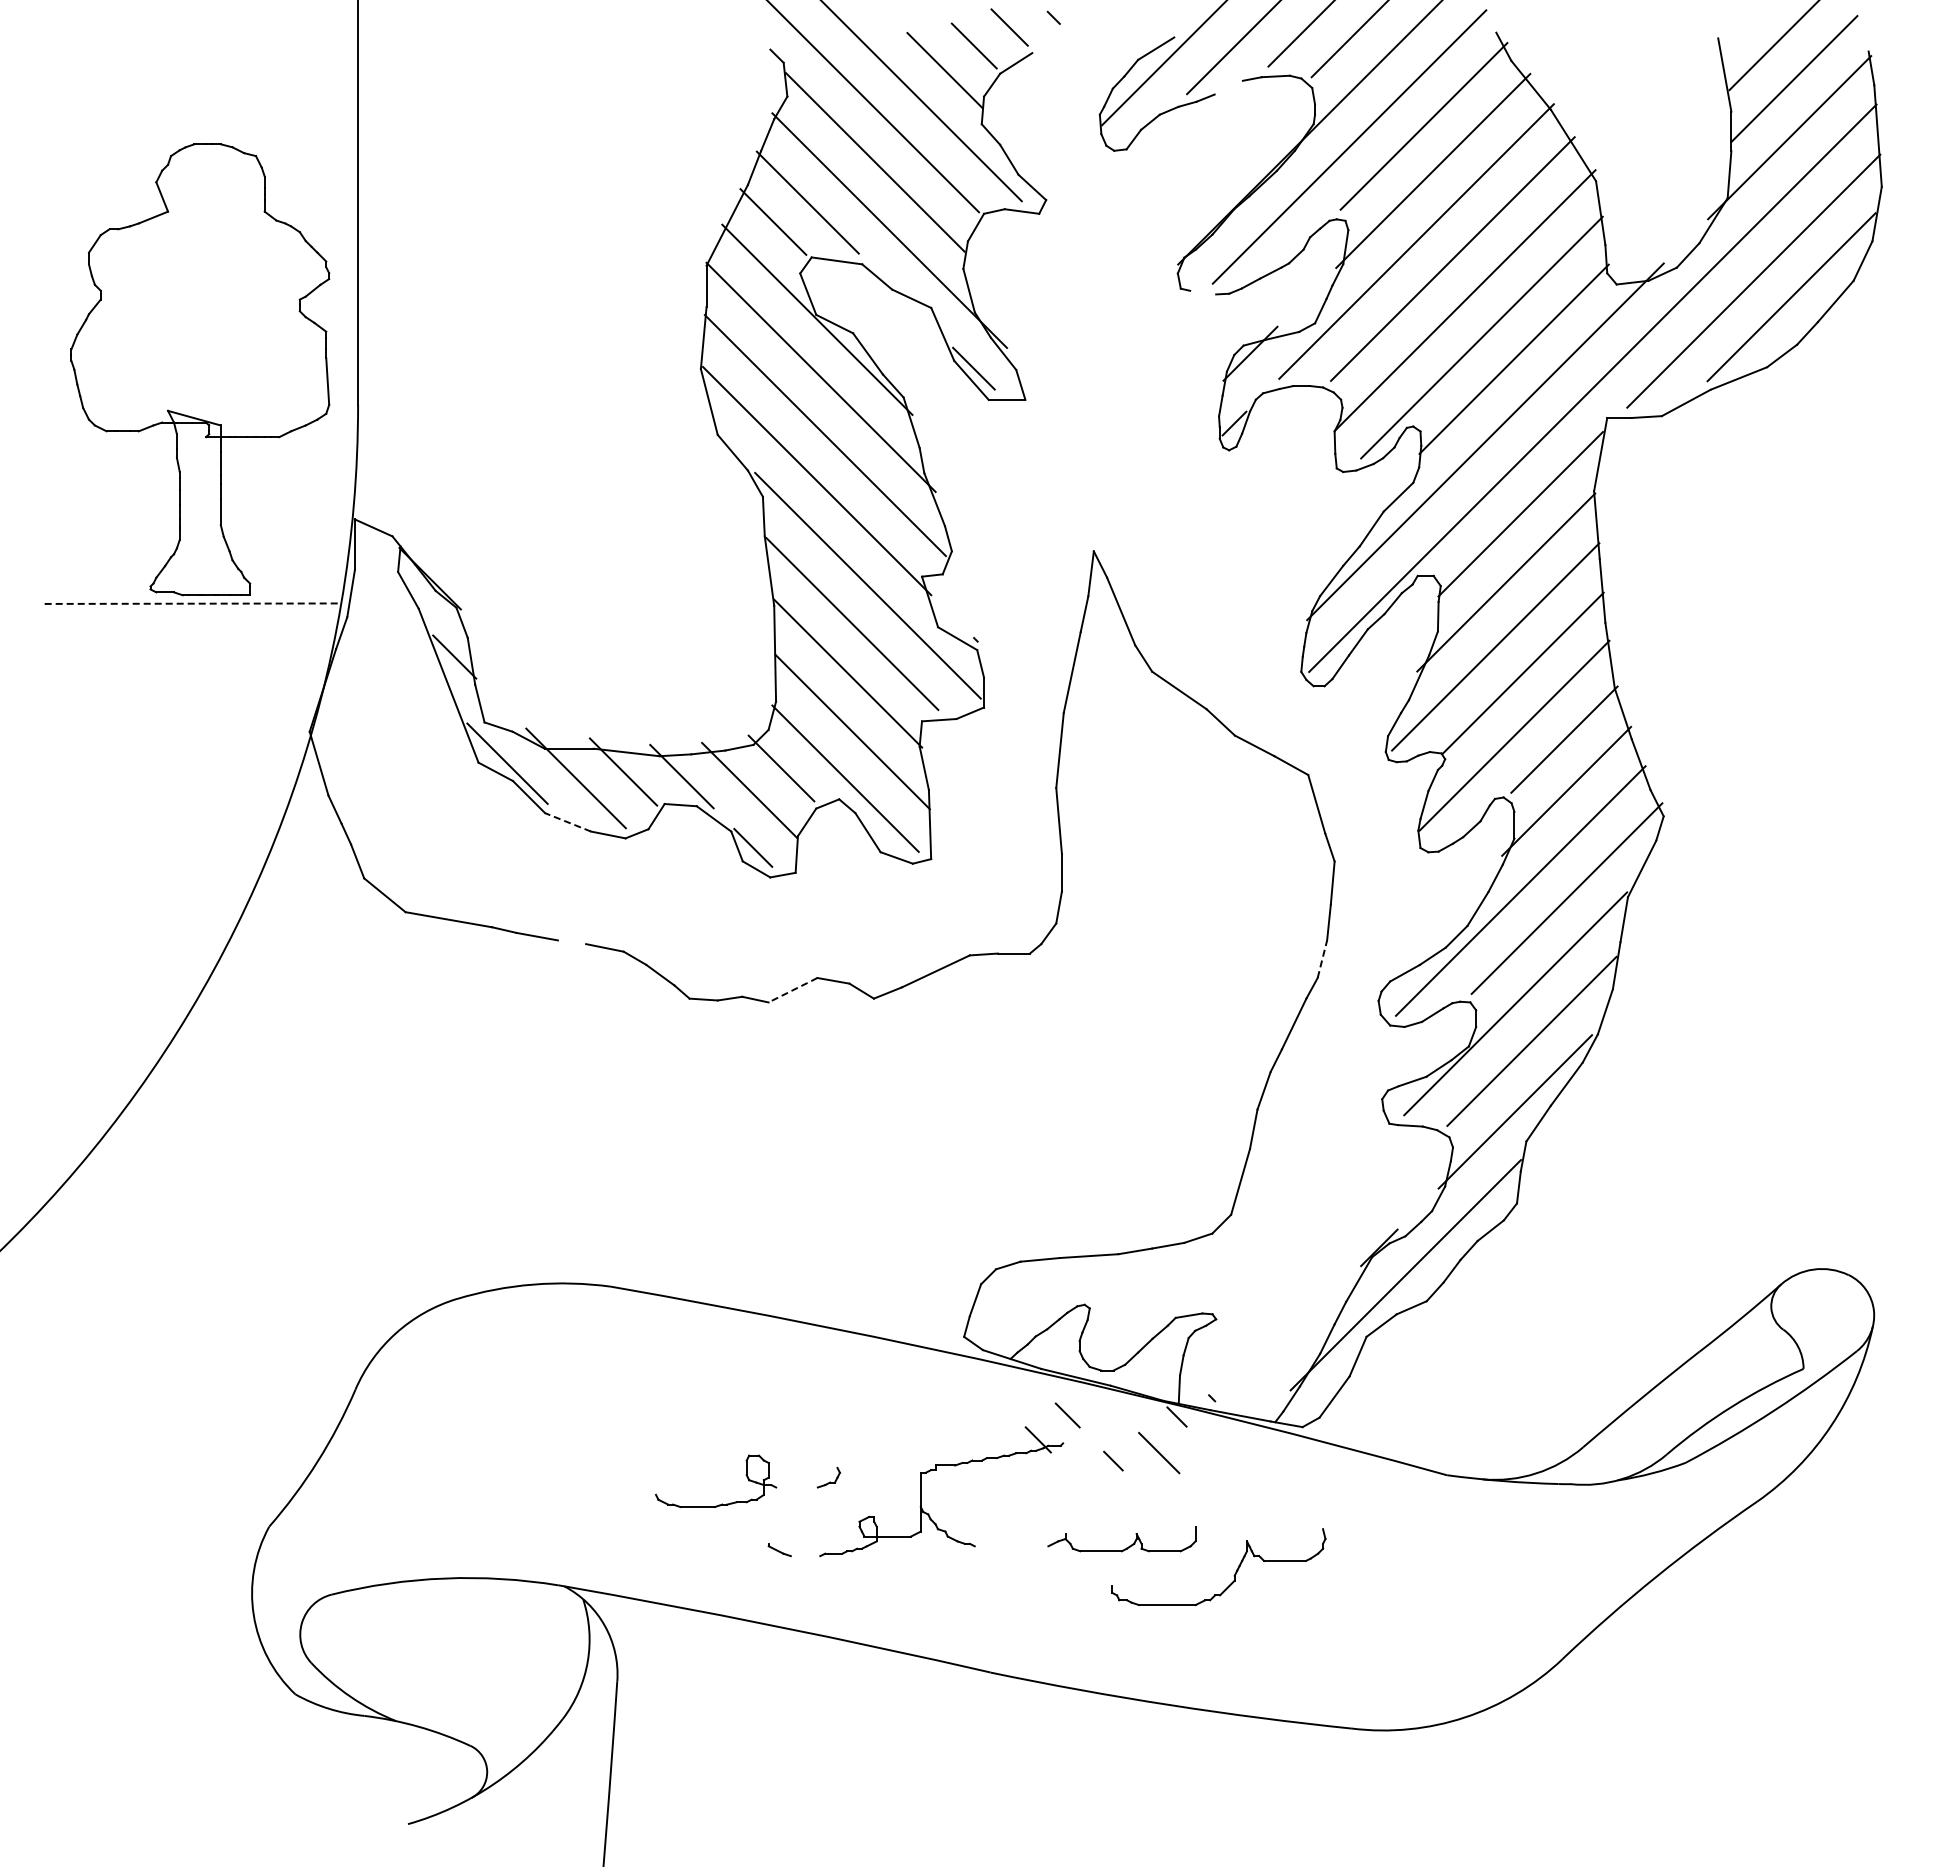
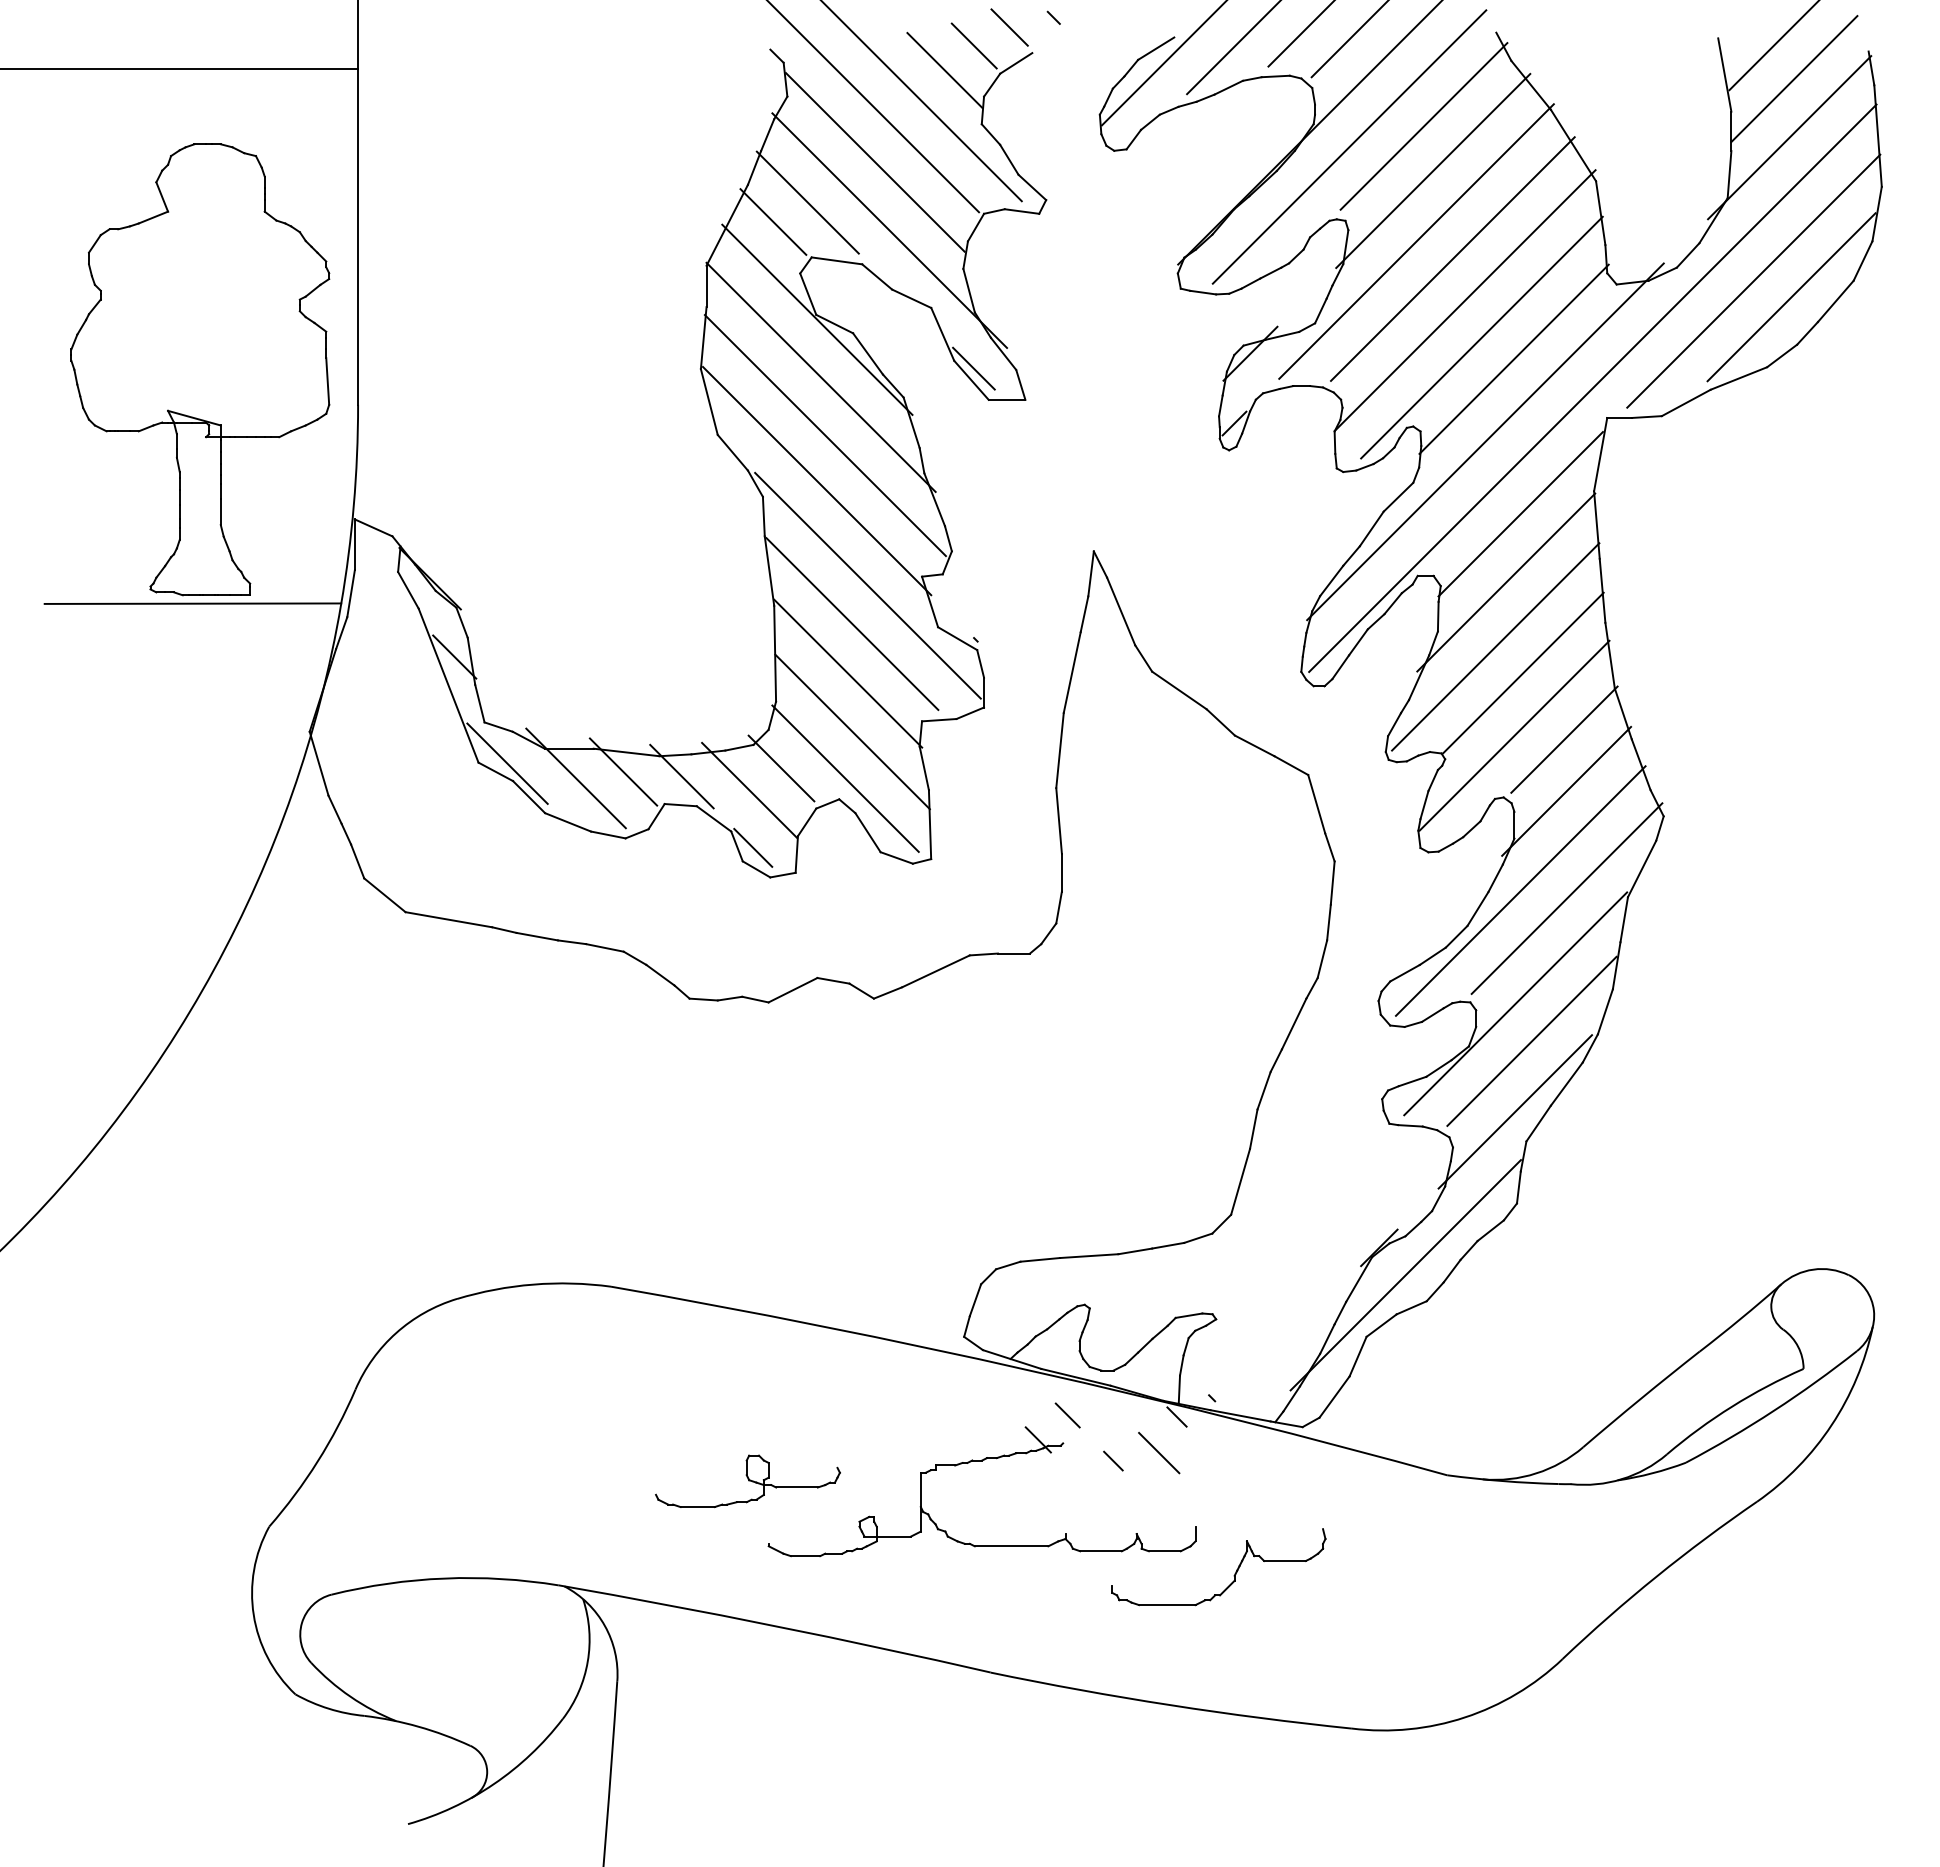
line: none -> present (180, 68)
line: none -> present (1228, 87)
line: none -> present (1203, 292)
line: dashed -> solid (193, 603)
line: dashed -> solid (568, 822)
line: none -> present (571, 942)
line: dashed -> solid (1322, 958)
line: dashed -> solid (792, 990)
line: none -> present (796, 1487)
line: none -> present (1011, 1546)
line: none -> present (805, 1556)
